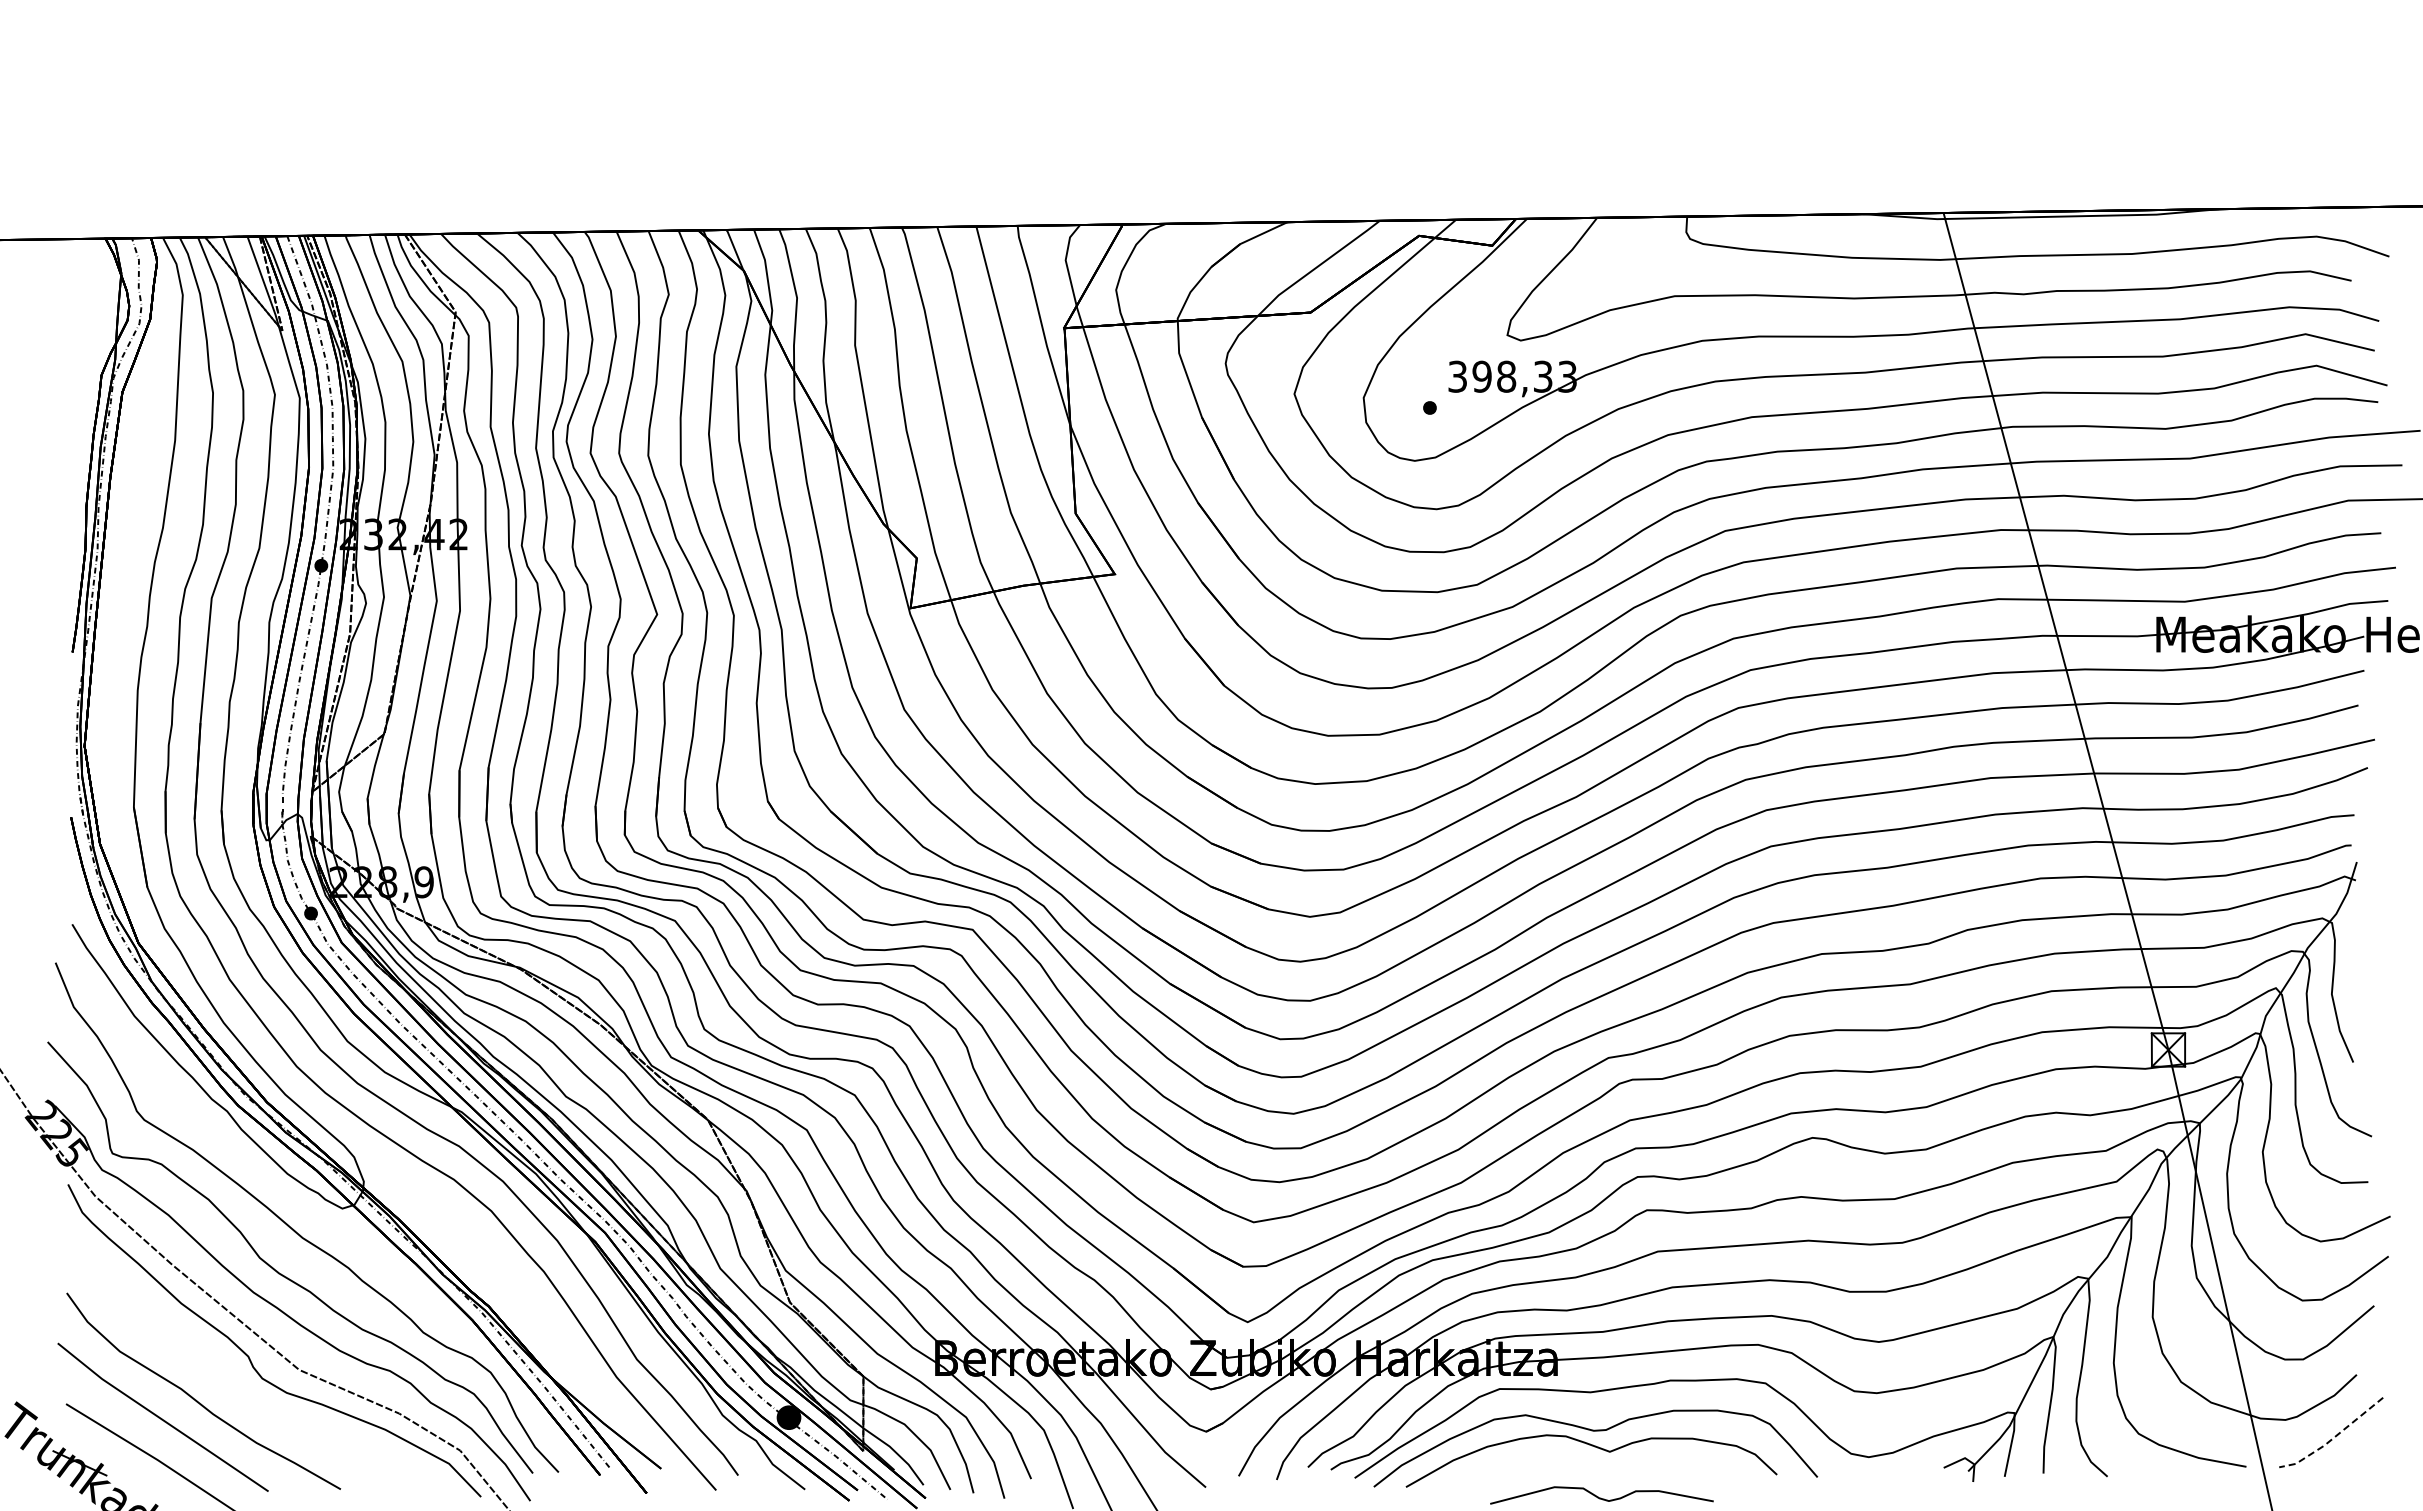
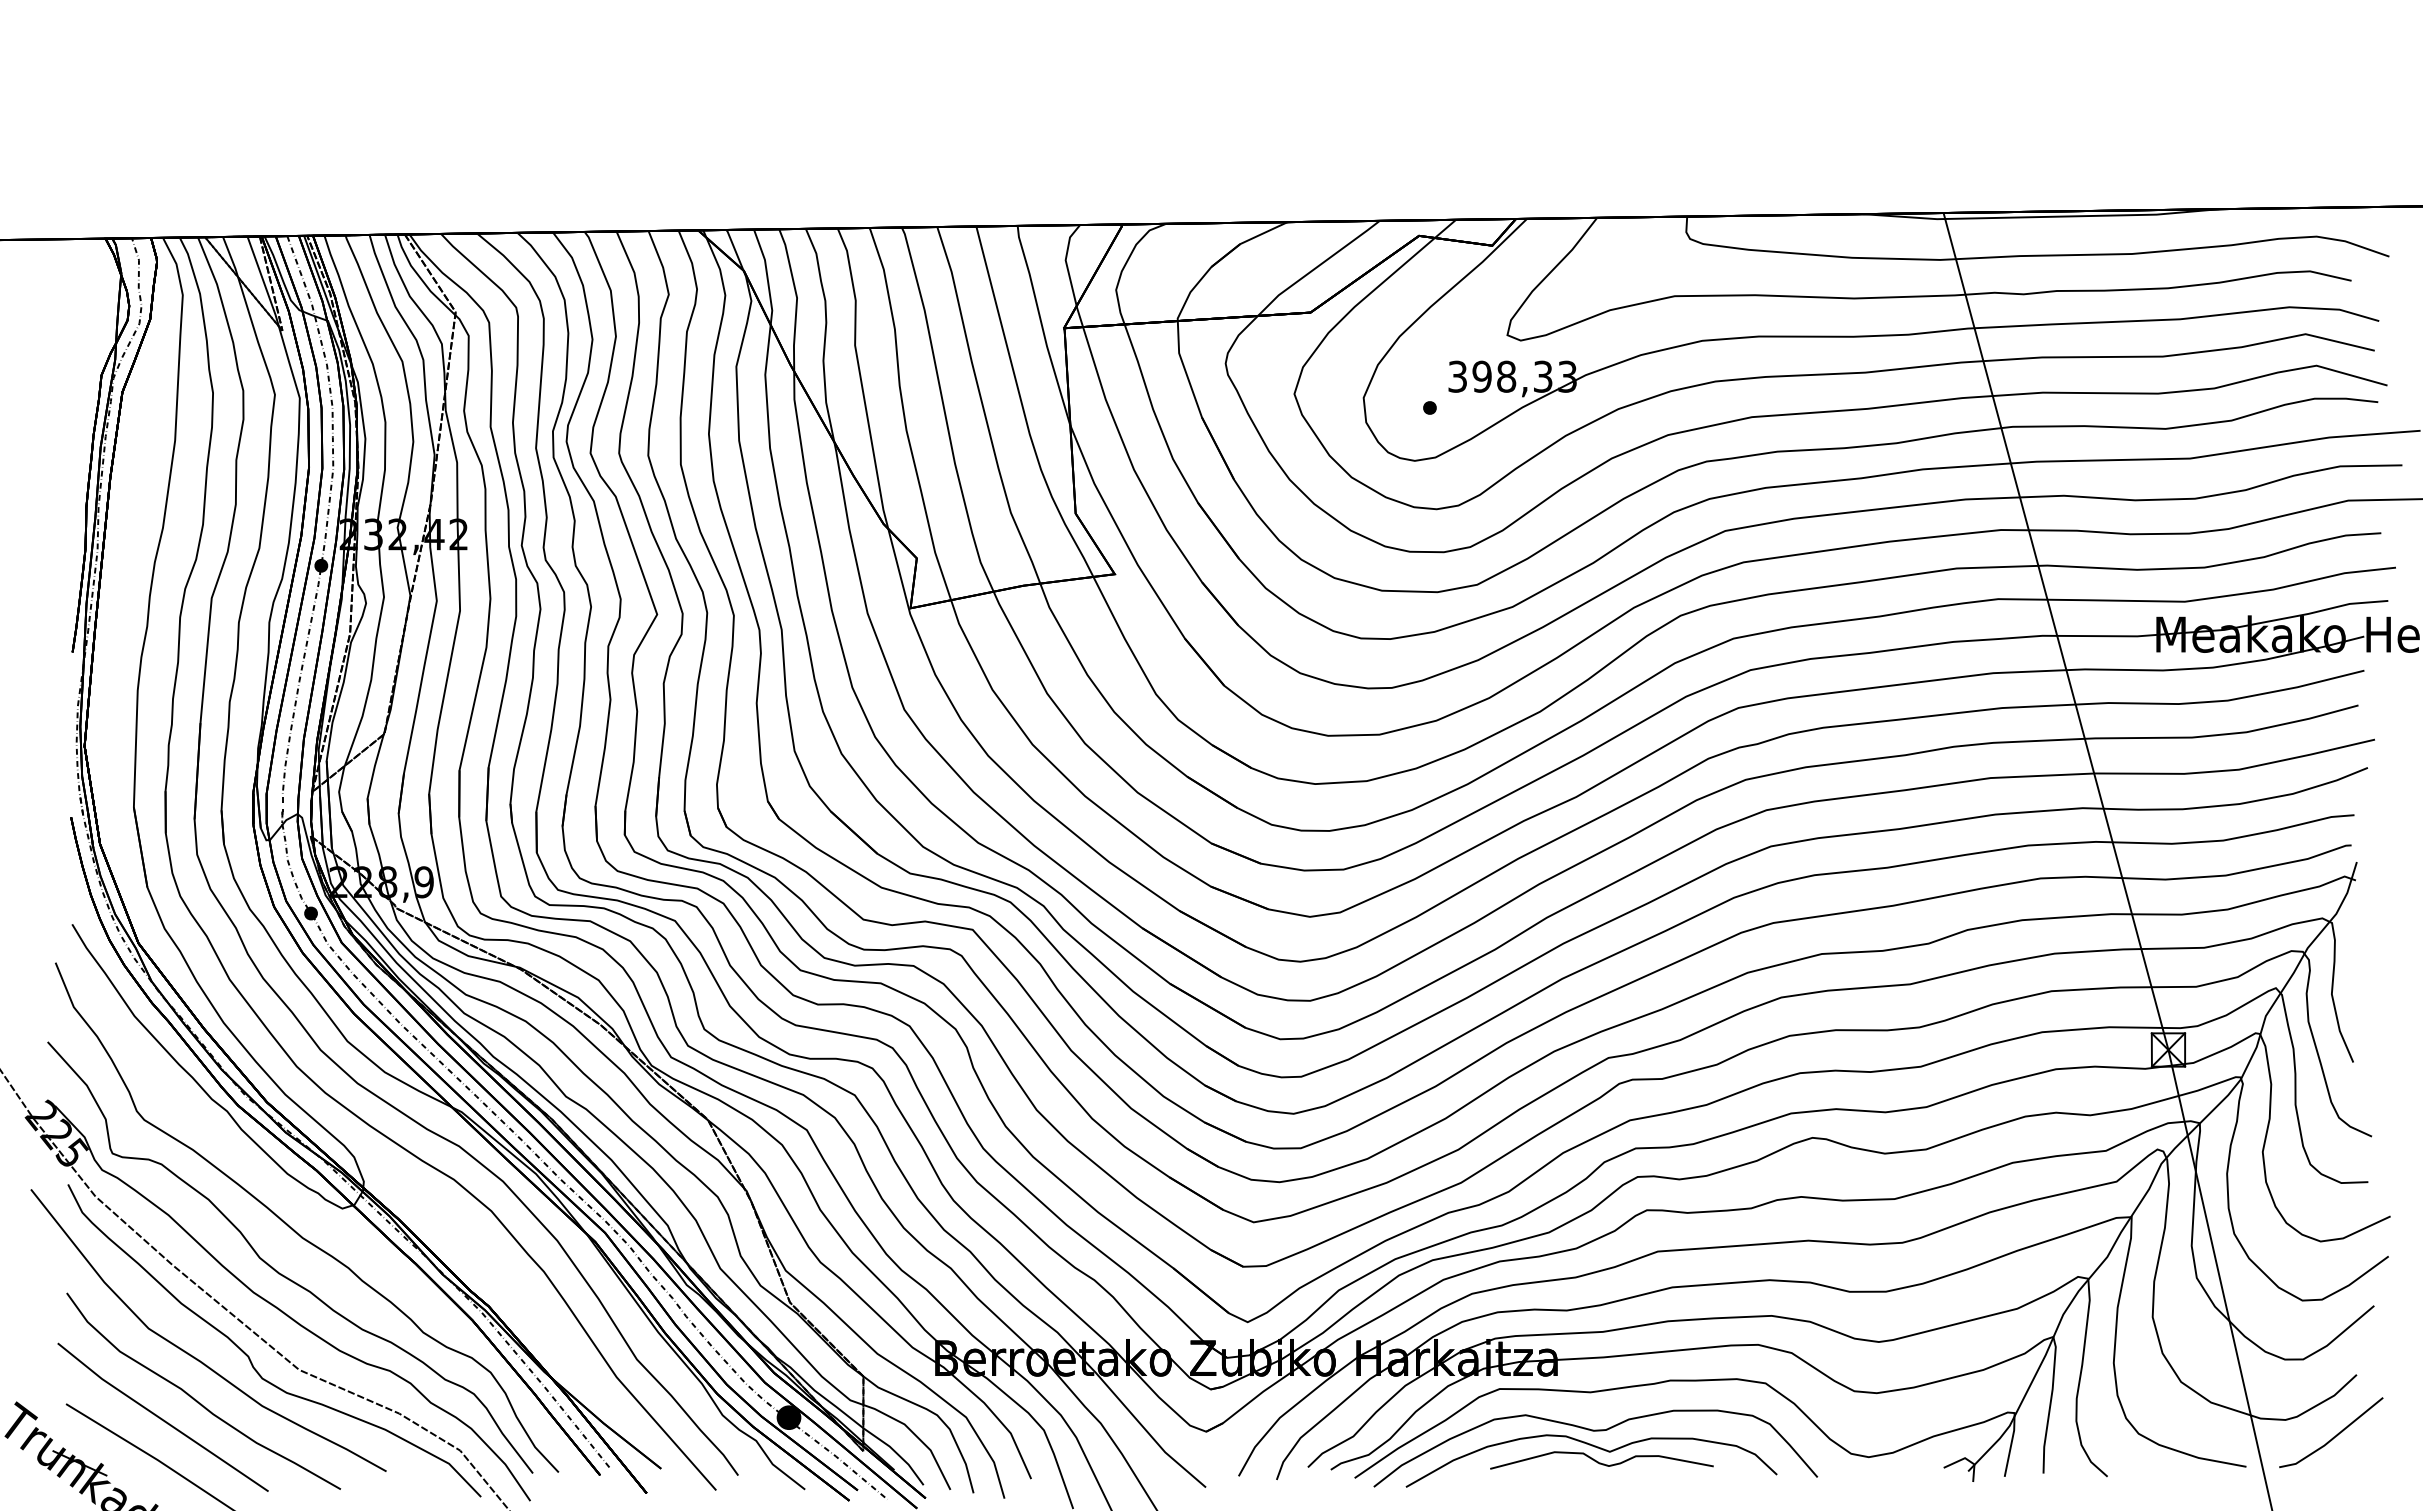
curve: none -> present (191, 1354)
line: dashed -> solid (2332, 1438)
curve position: (1600, 1497) -> (1600, 1462) (1600, 1462)
